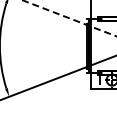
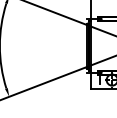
line: dashed -> solid (68, 18)
